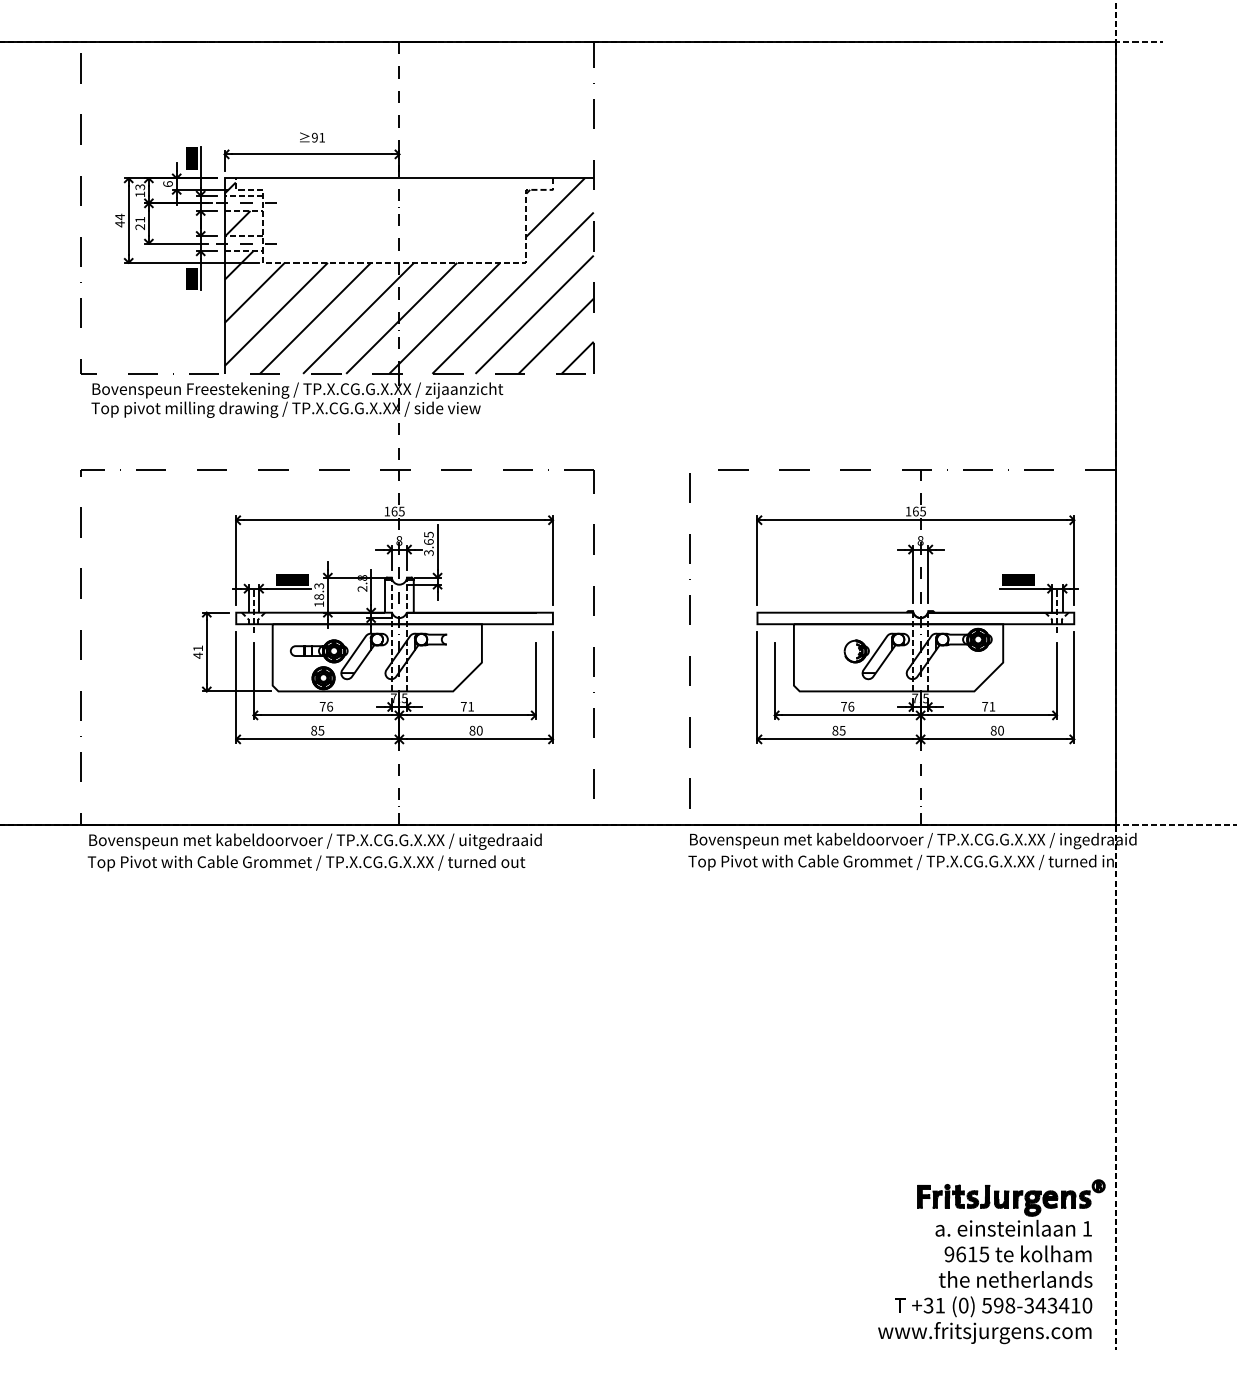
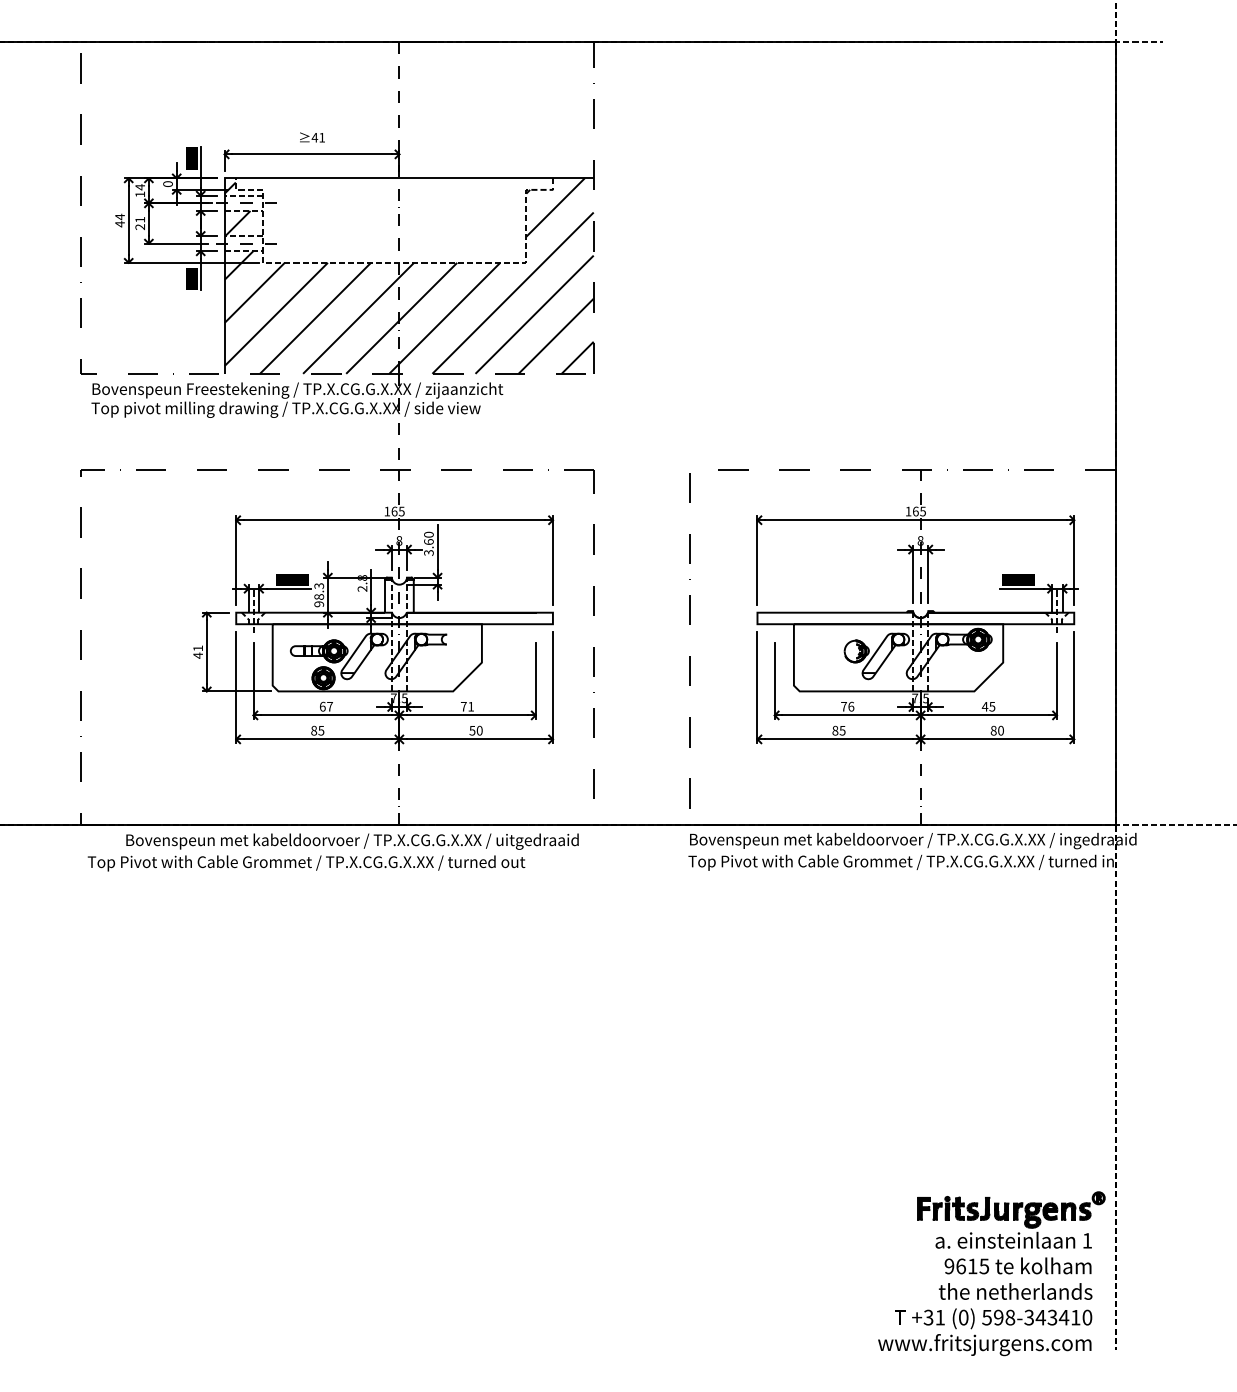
text: 91 -> 41 (314, 137)
text: 6 -> 0 (167, 183)
text: 13 -> 14 (140, 187)
text: 3.65 -> 3.60 (428, 534)
text: 18.3 -> 98.3 (319, 604)
text: 76 -> 67 (326, 706)
text: 71 -> 45 (988, 706)
text: 80 -> 50 (472, 730)
text position: (315, 841) -> (352, 841) (352, 841)
part position: (991, 1261) -> (991, 1273) (991, 1273)
